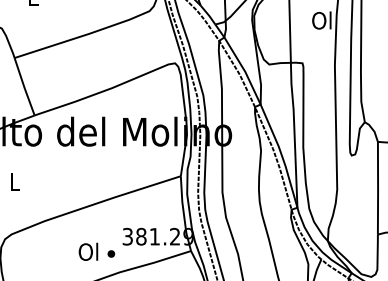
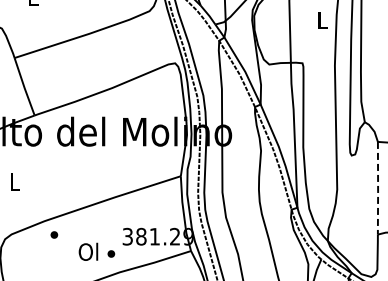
text: Ol -> L (321, 20)
line: solid -> dashed (378, 189)
part: none -> present (54, 234)
